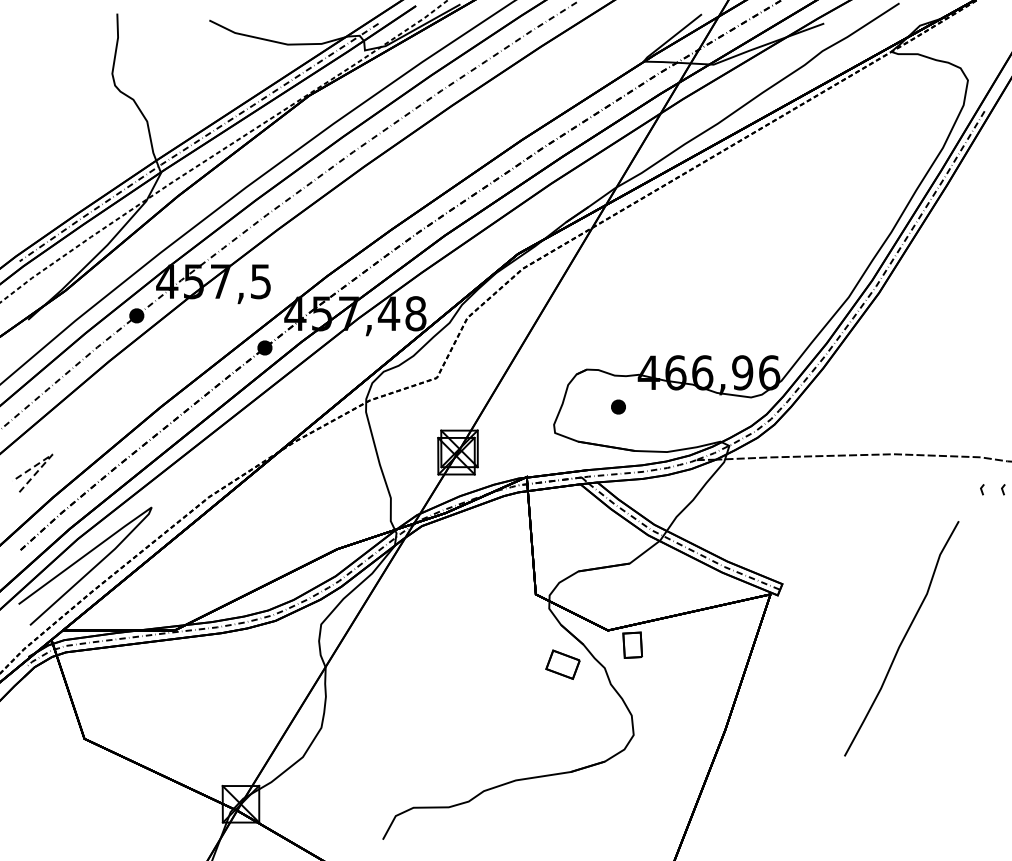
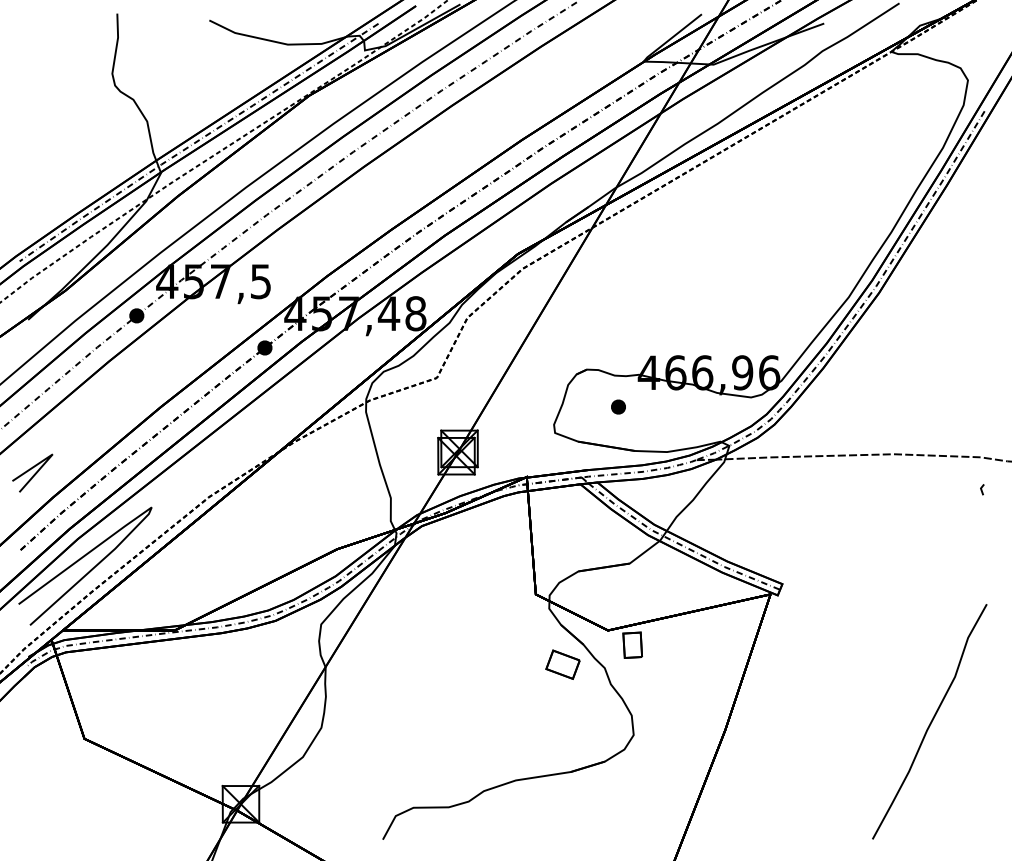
line: dashed -> solid (52, 454)
line: present -> none (1003, 489)
curve position: (902, 638) -> (930, 721) (930, 721)
